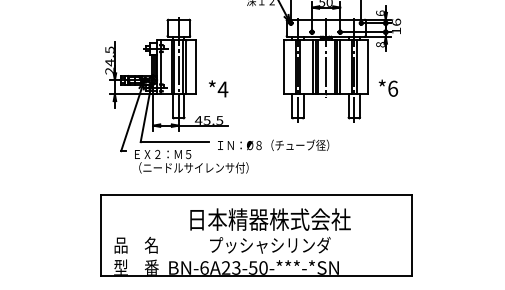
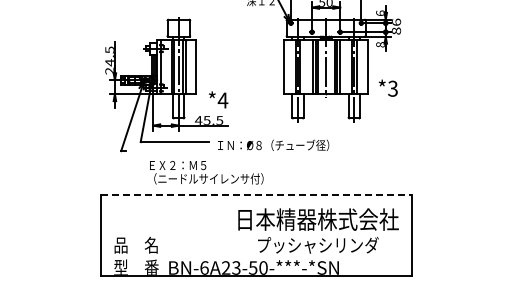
text: 16 -> 86 (396, 30)
text position: (218, 88) -> (218, 99) (218, 99)
text: *6 -> *3 (393, 88)
text position: (191, 161) -> (206, 172) (206, 172)
line: solid -> dashed (256, 195)
text position: (270, 230) -> (318, 230) (318, 230)
